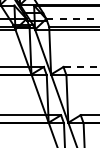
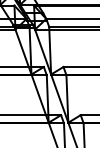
line: dashed -> solid (73, 18)
line: dashed -> solid (81, 67)
